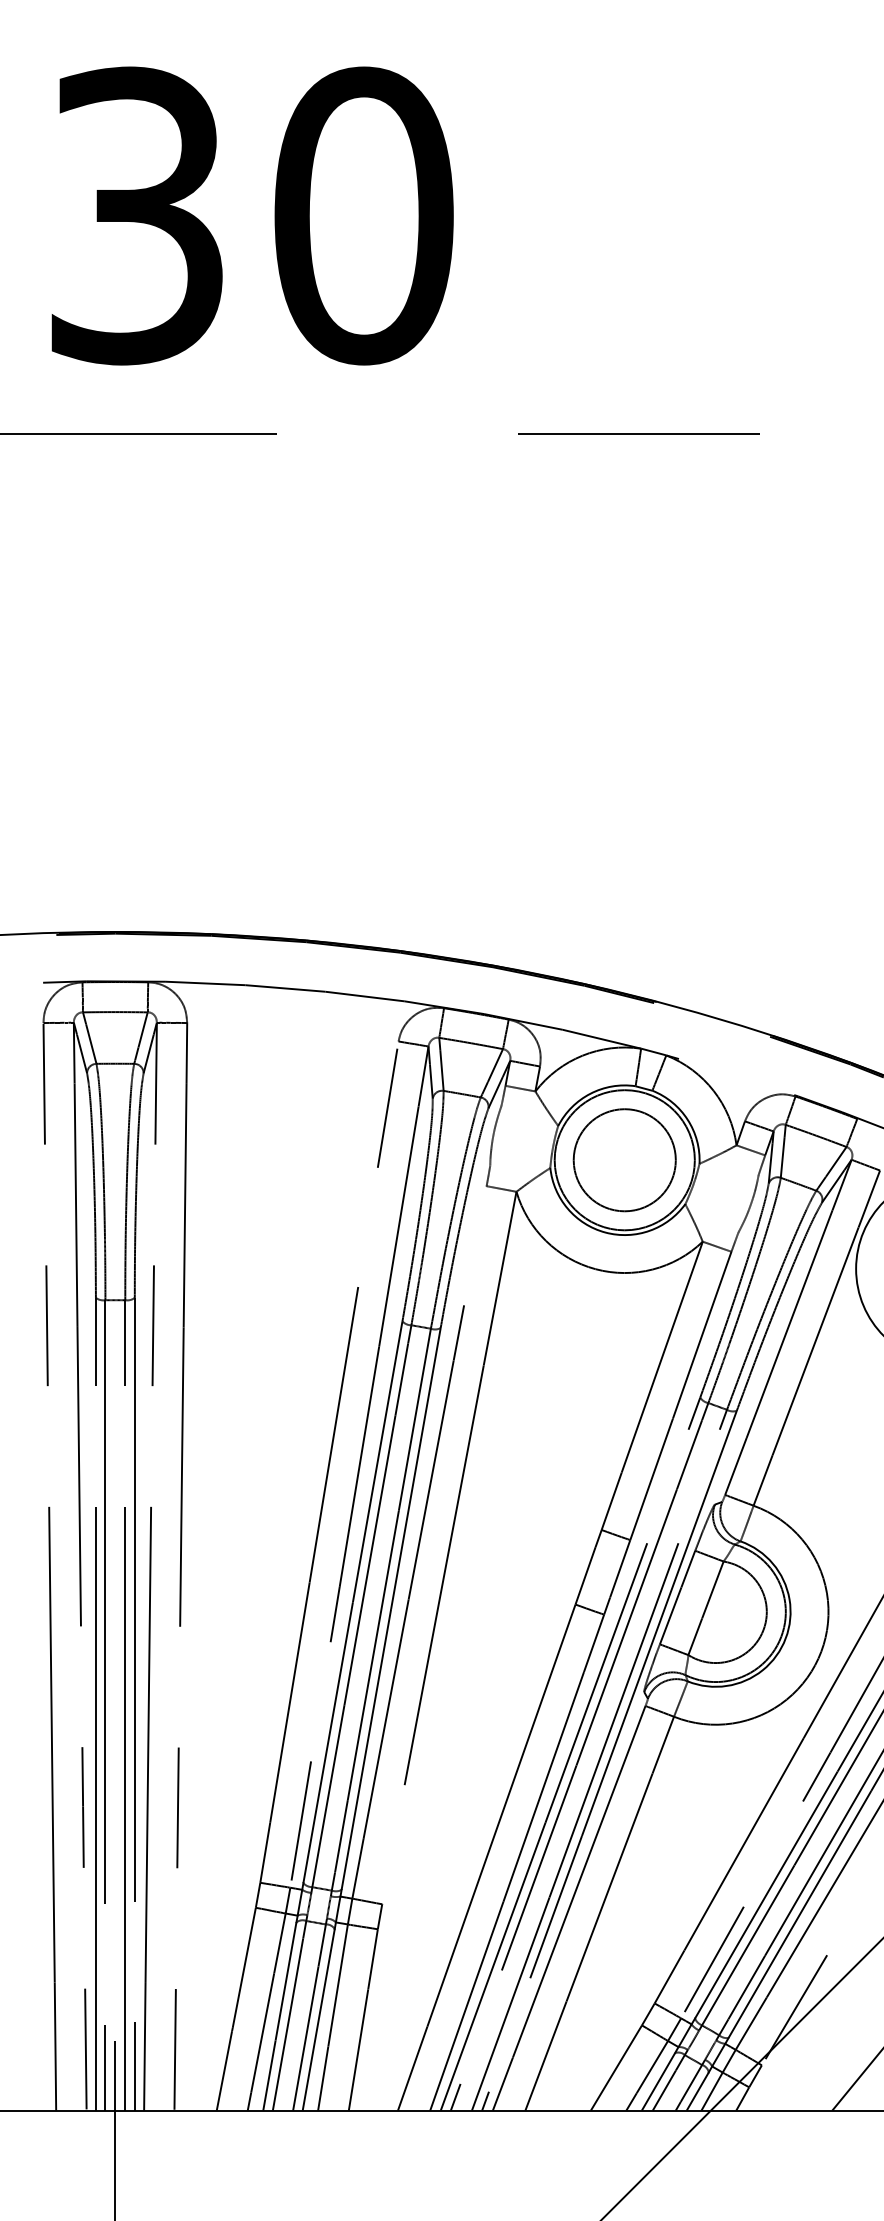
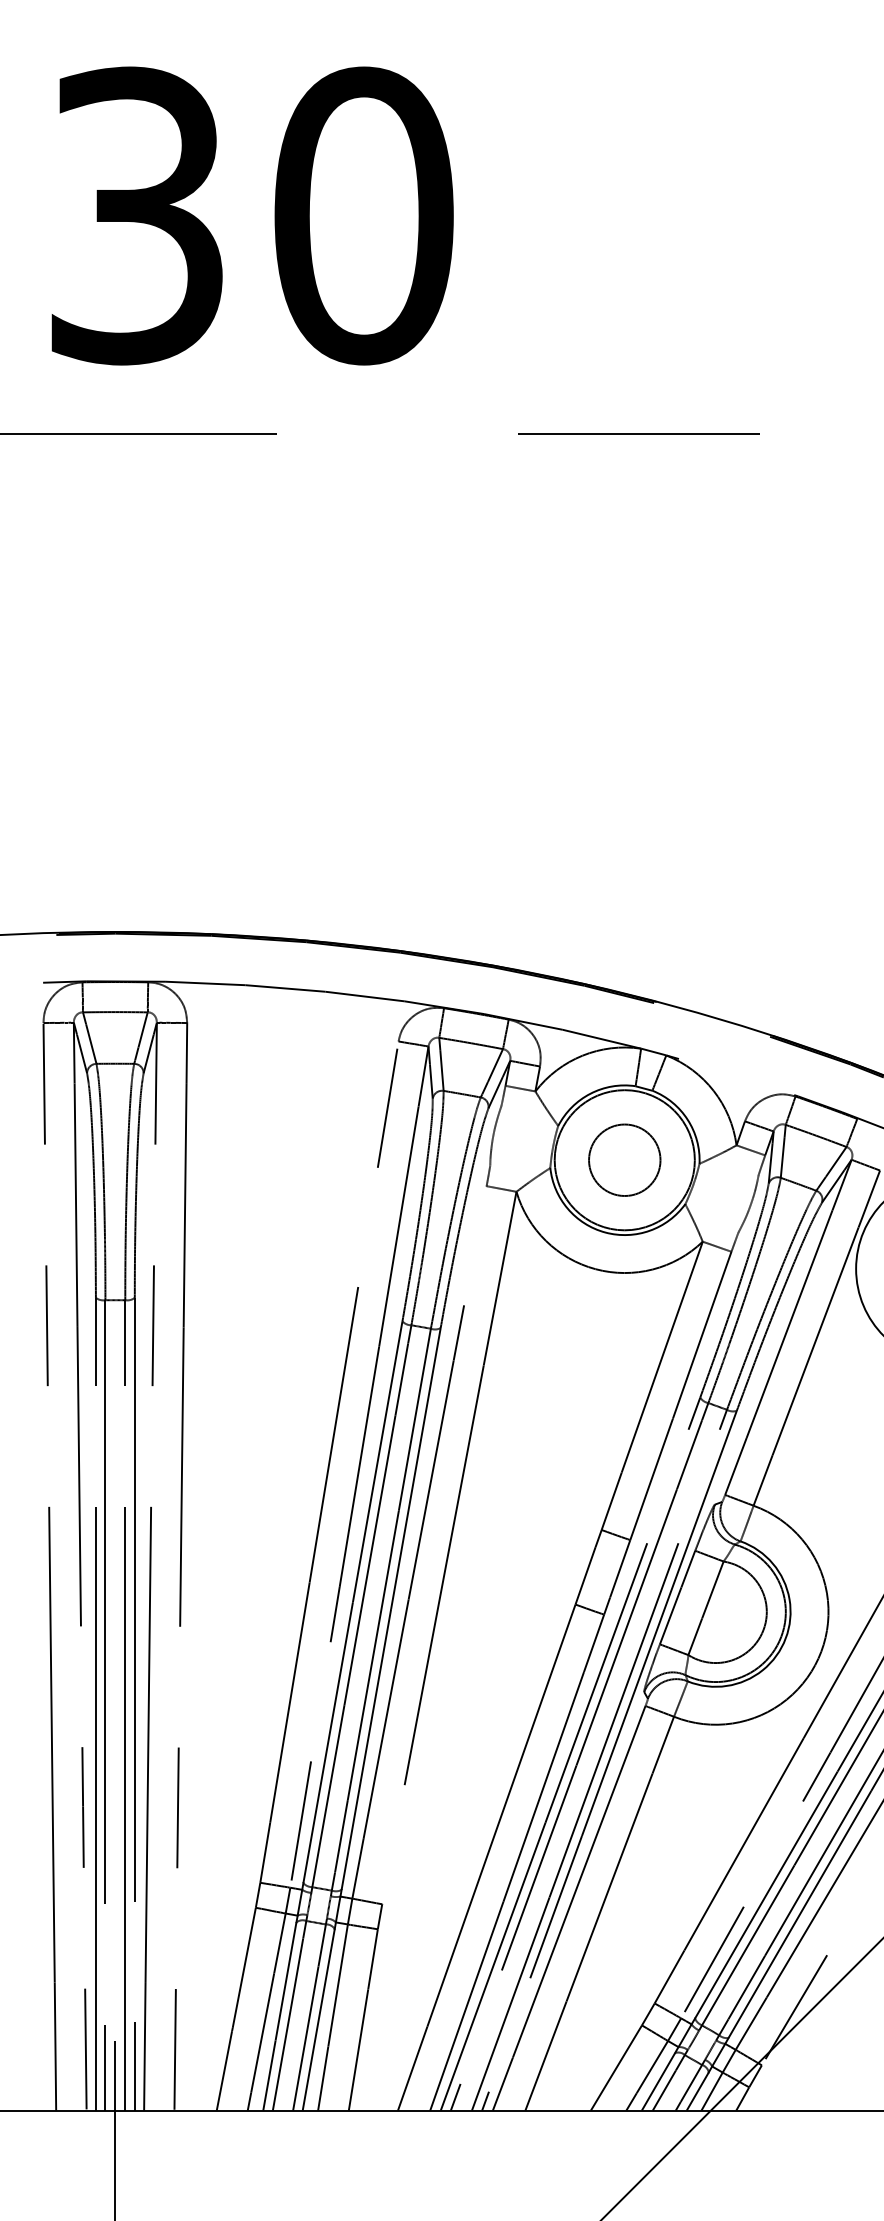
circle diameter: 102 px -> 71 px (624, 1160)
line: present -> none (856, 2080)
